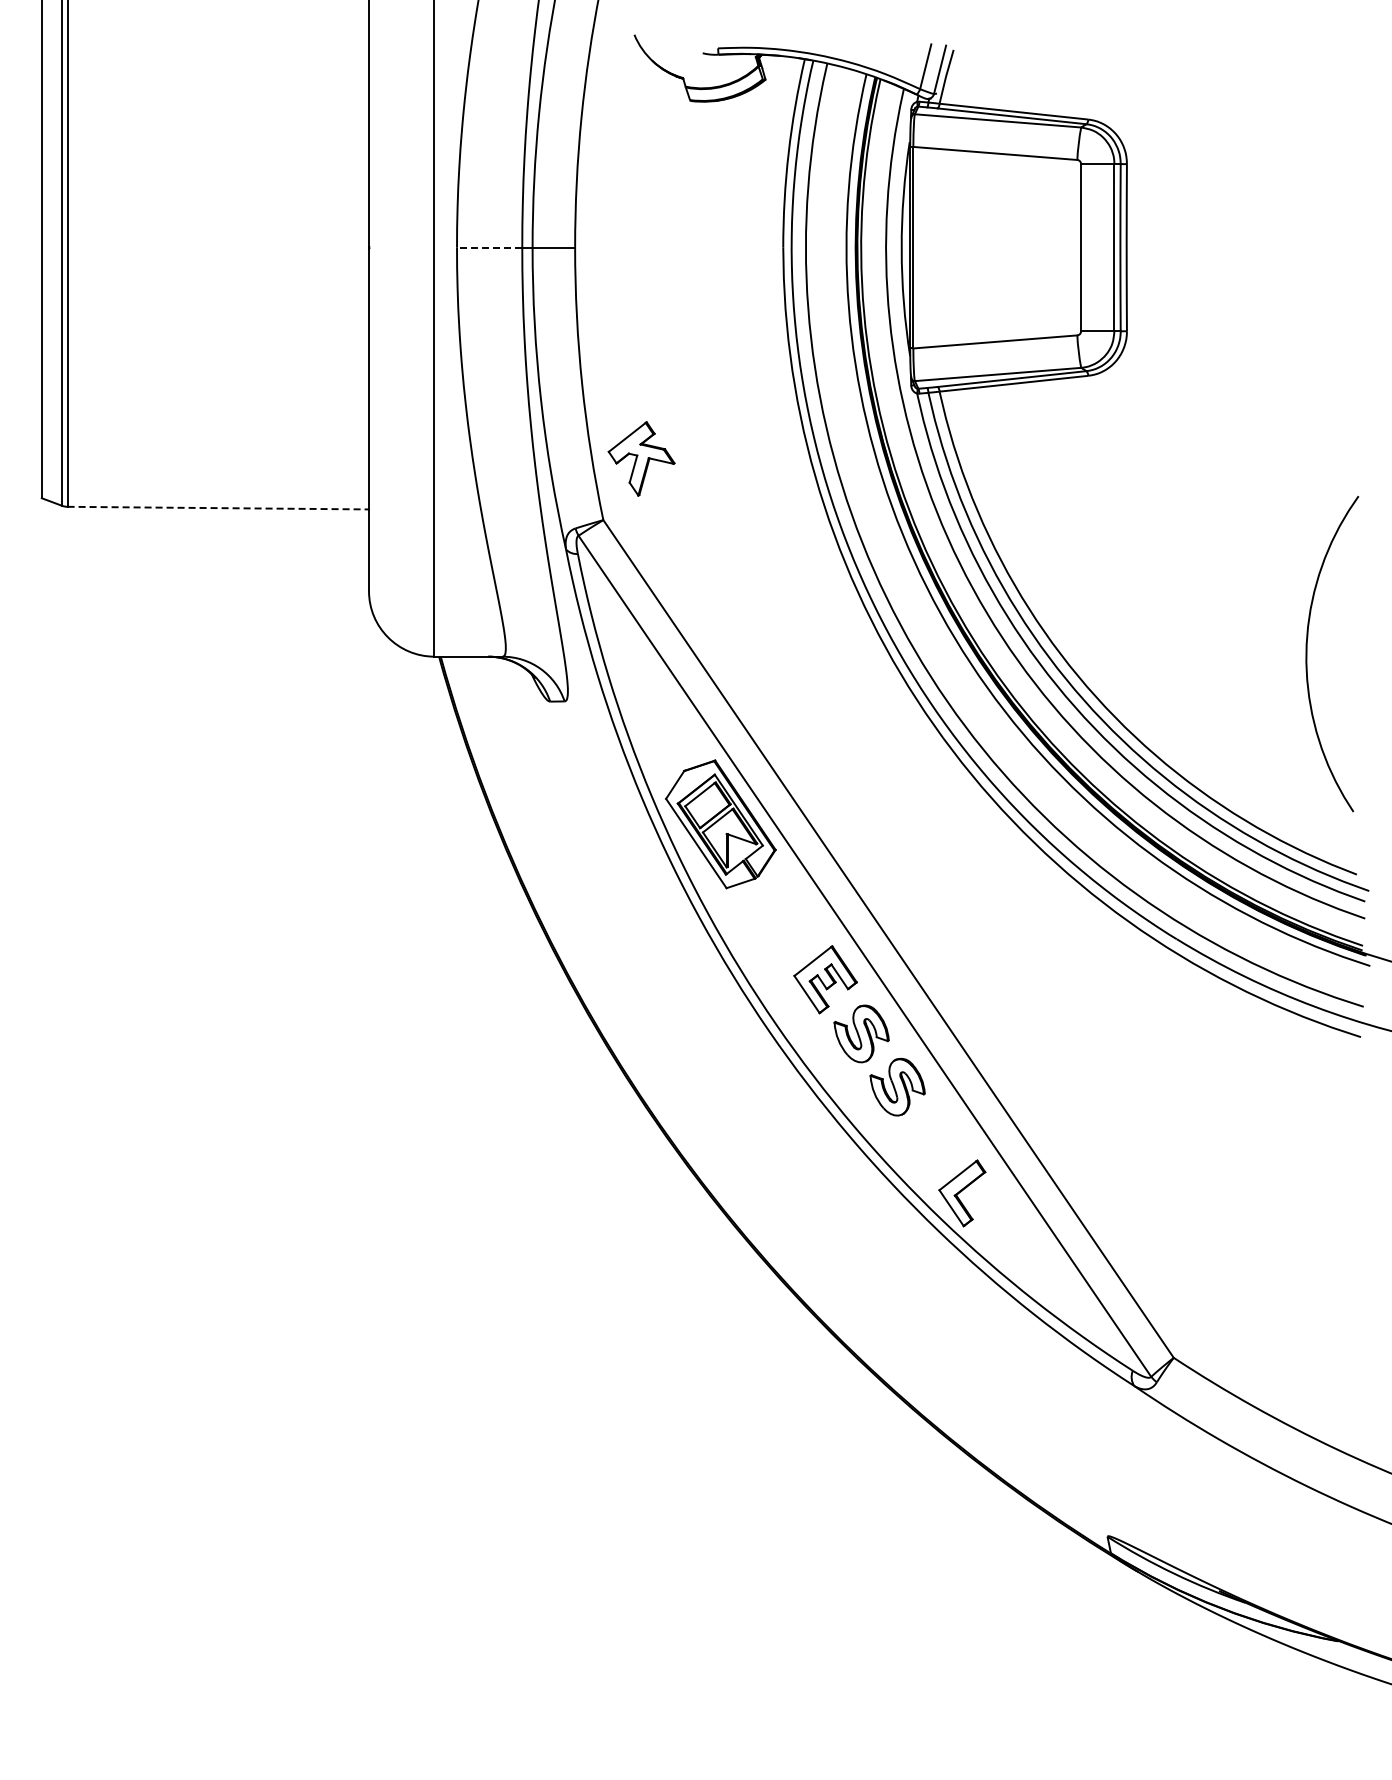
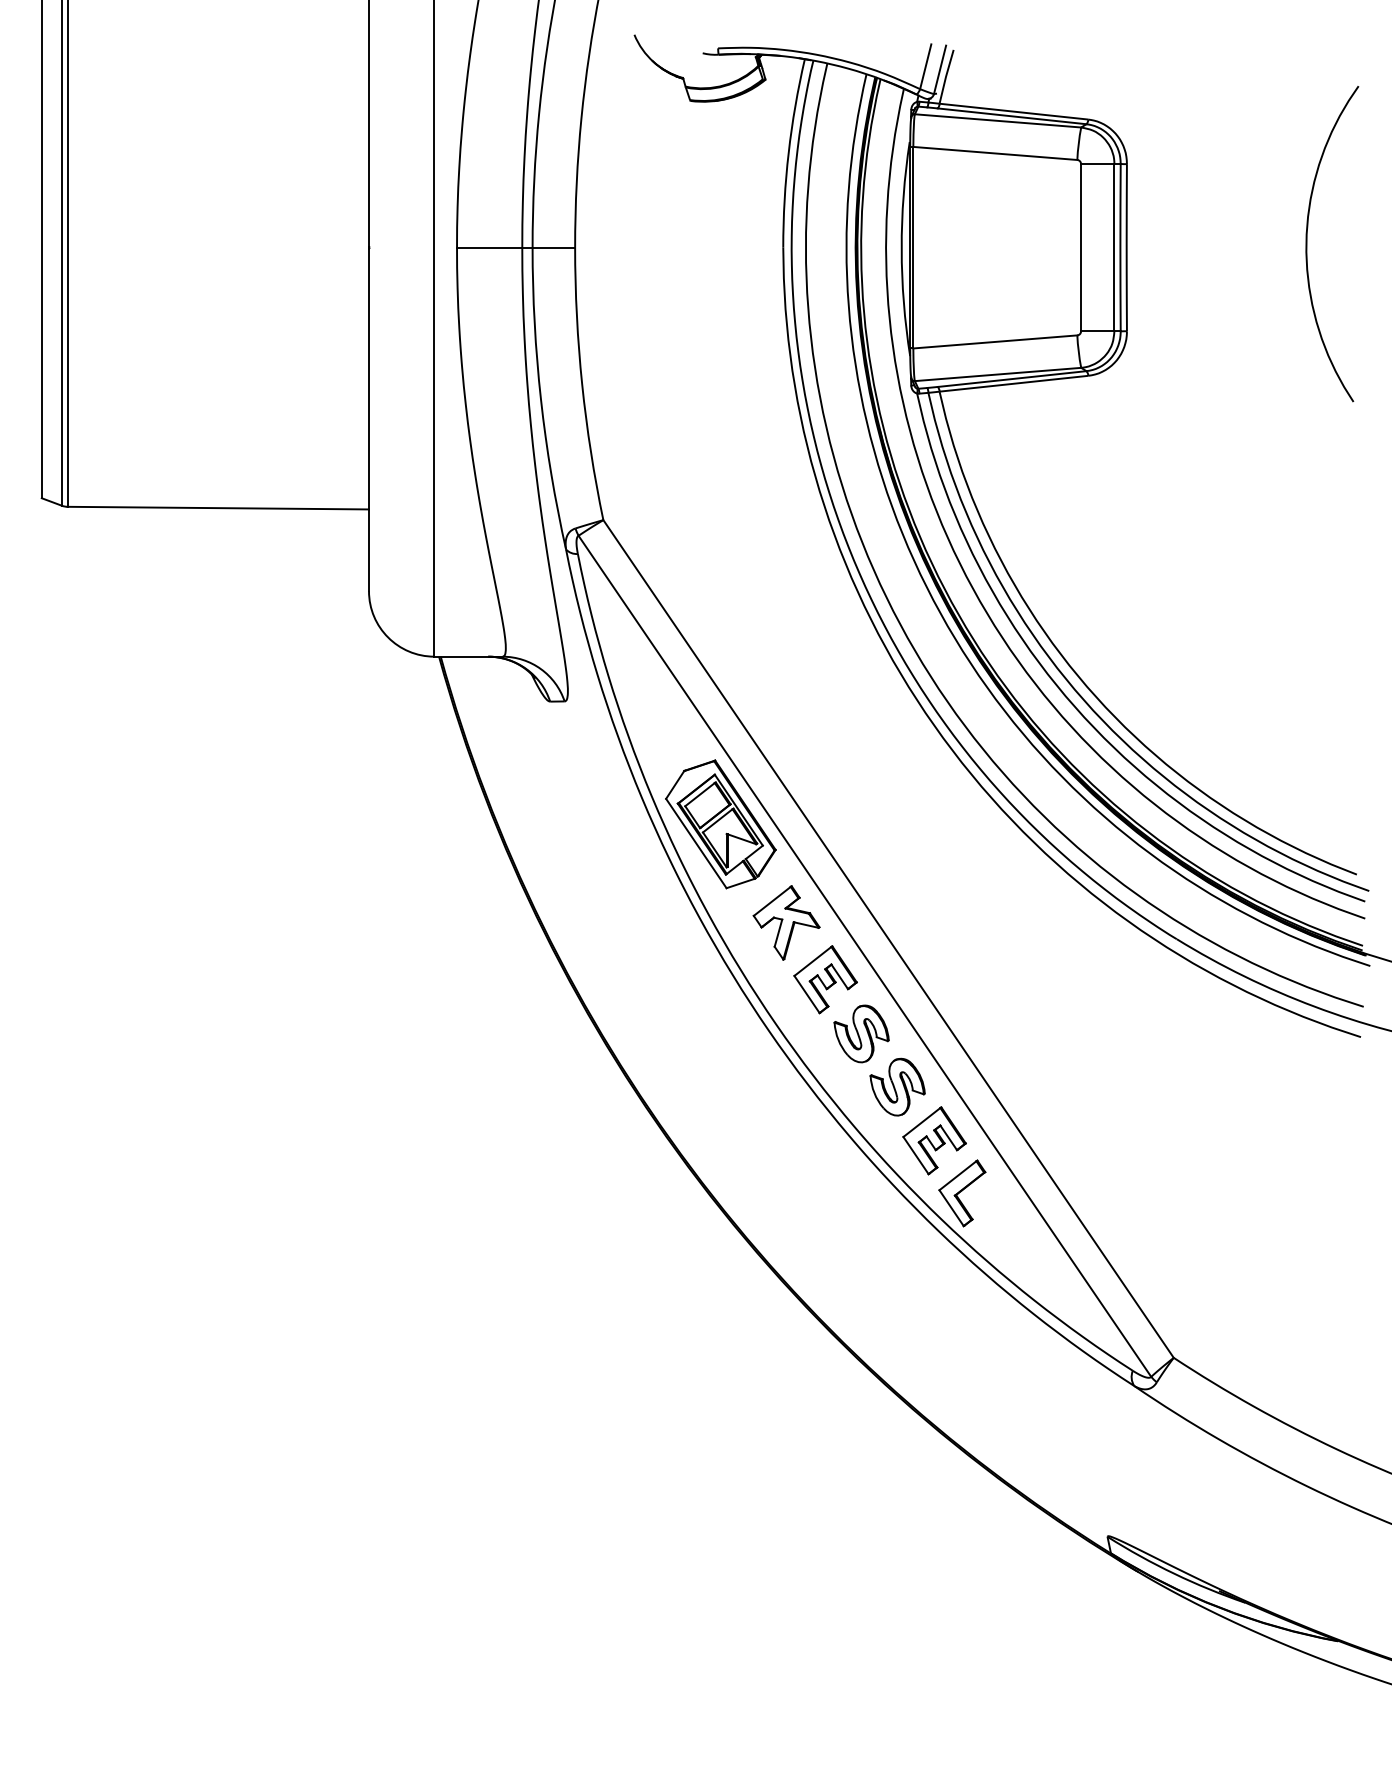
line: dashed -> solid (489, 247)
part position: (641, 458) -> (786, 922) (786, 922)
line: dashed -> solid (218, 508)
curve position: (1307, 654) -> (1307, 244) (1307, 244)
part: none -> present (934, 1140)
